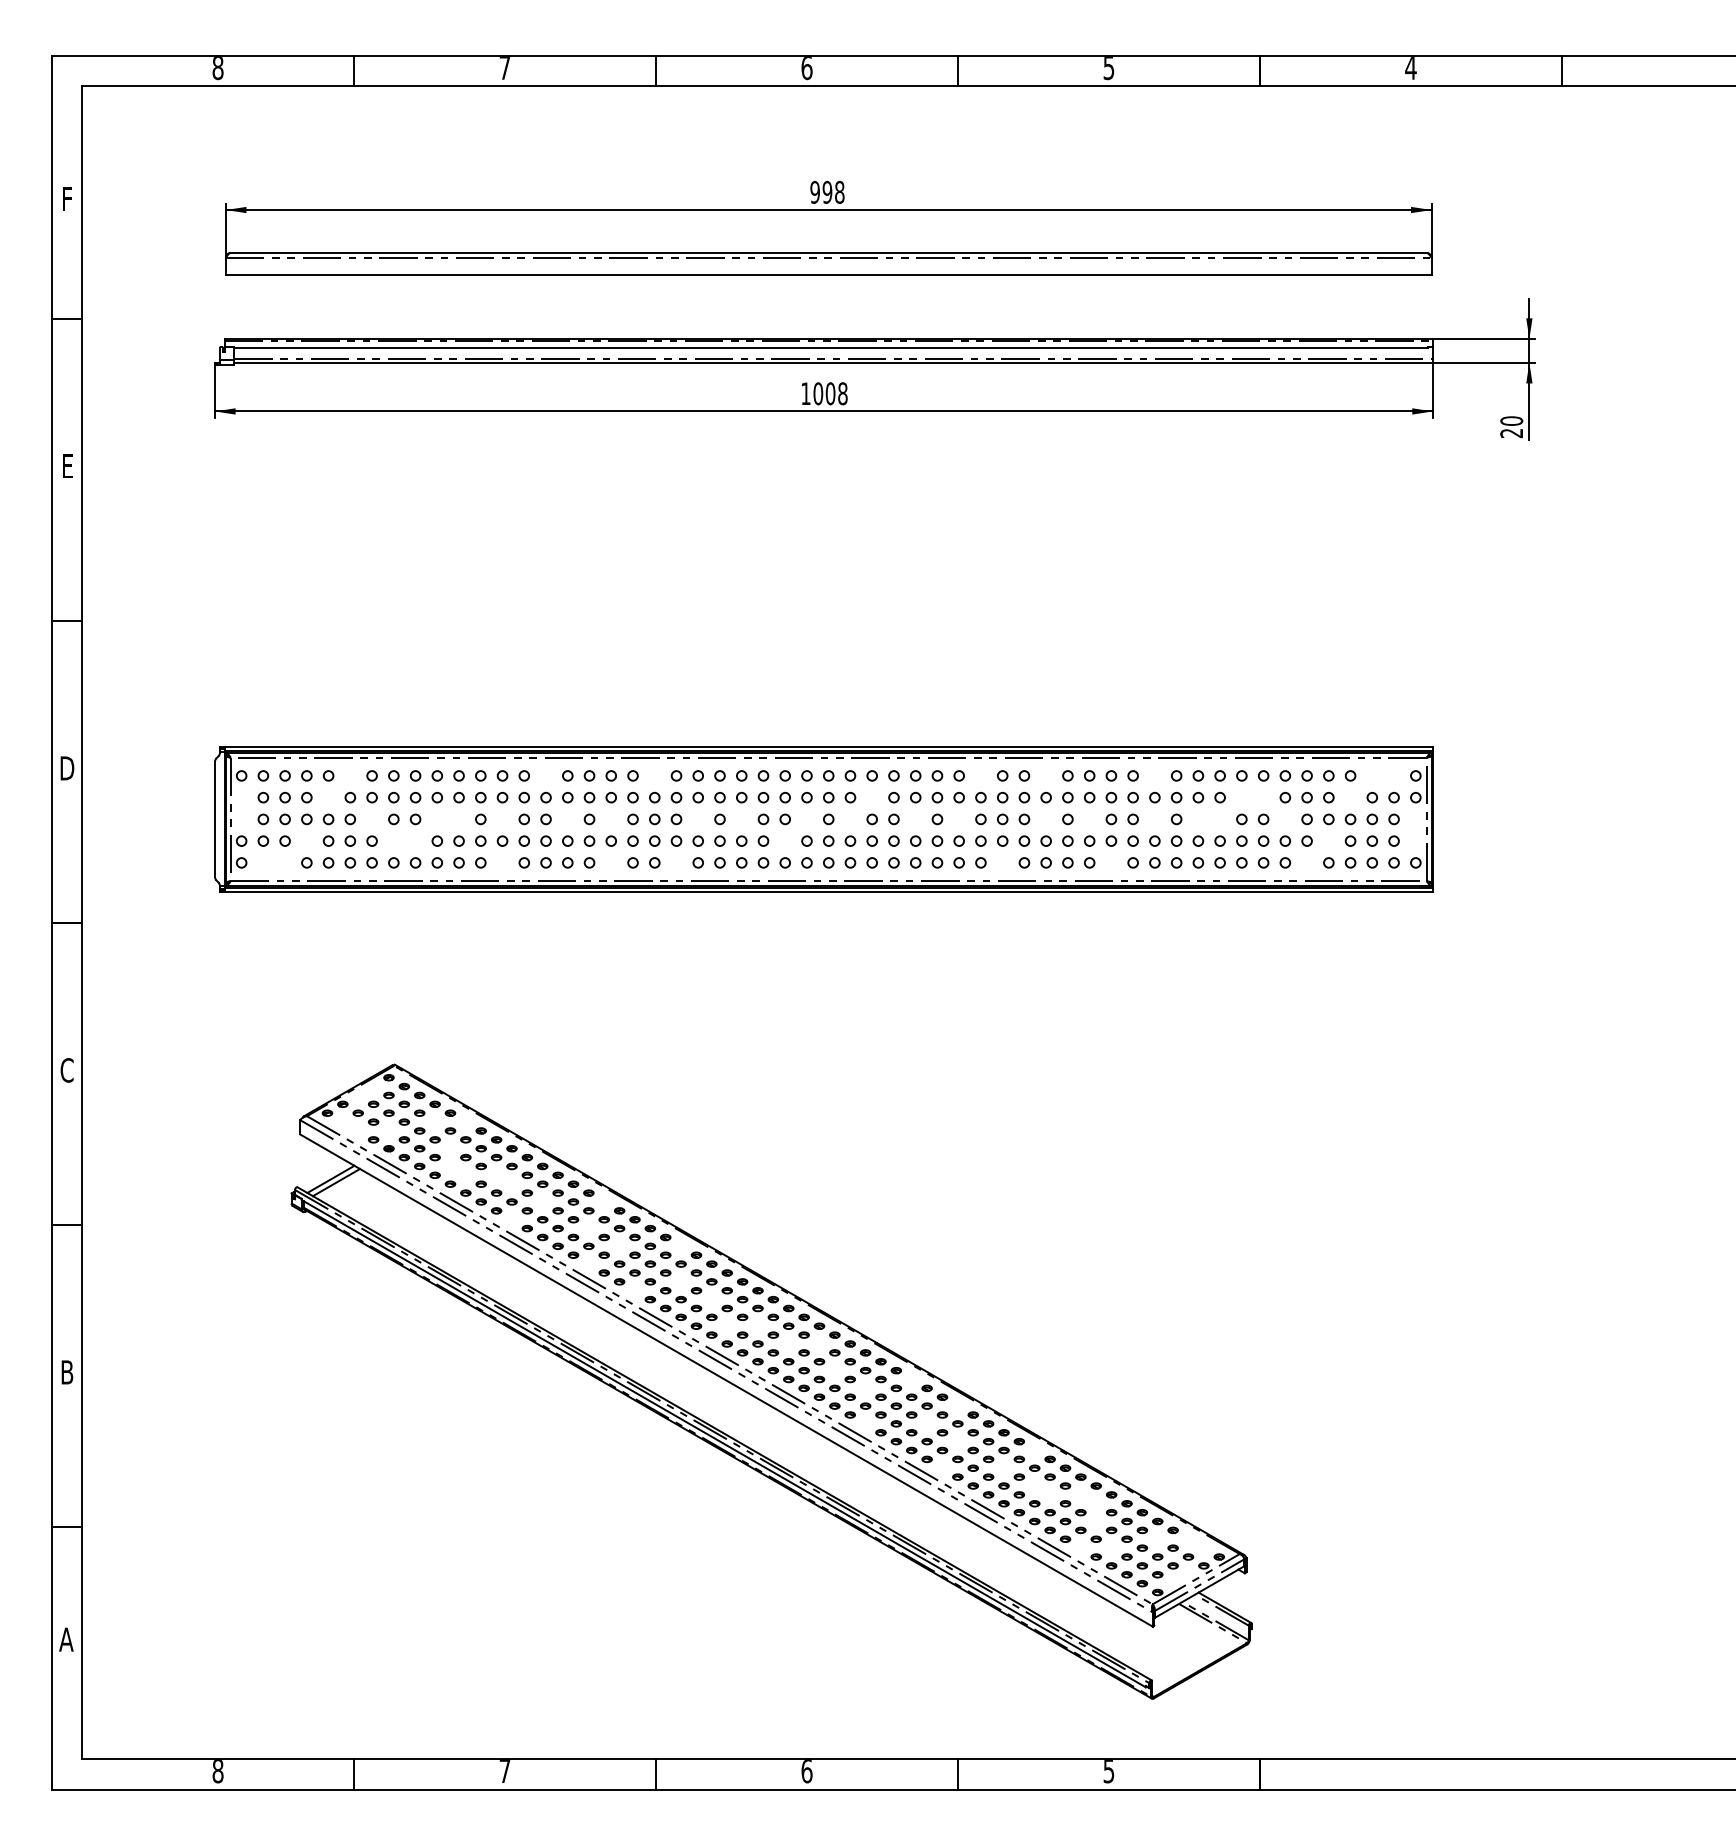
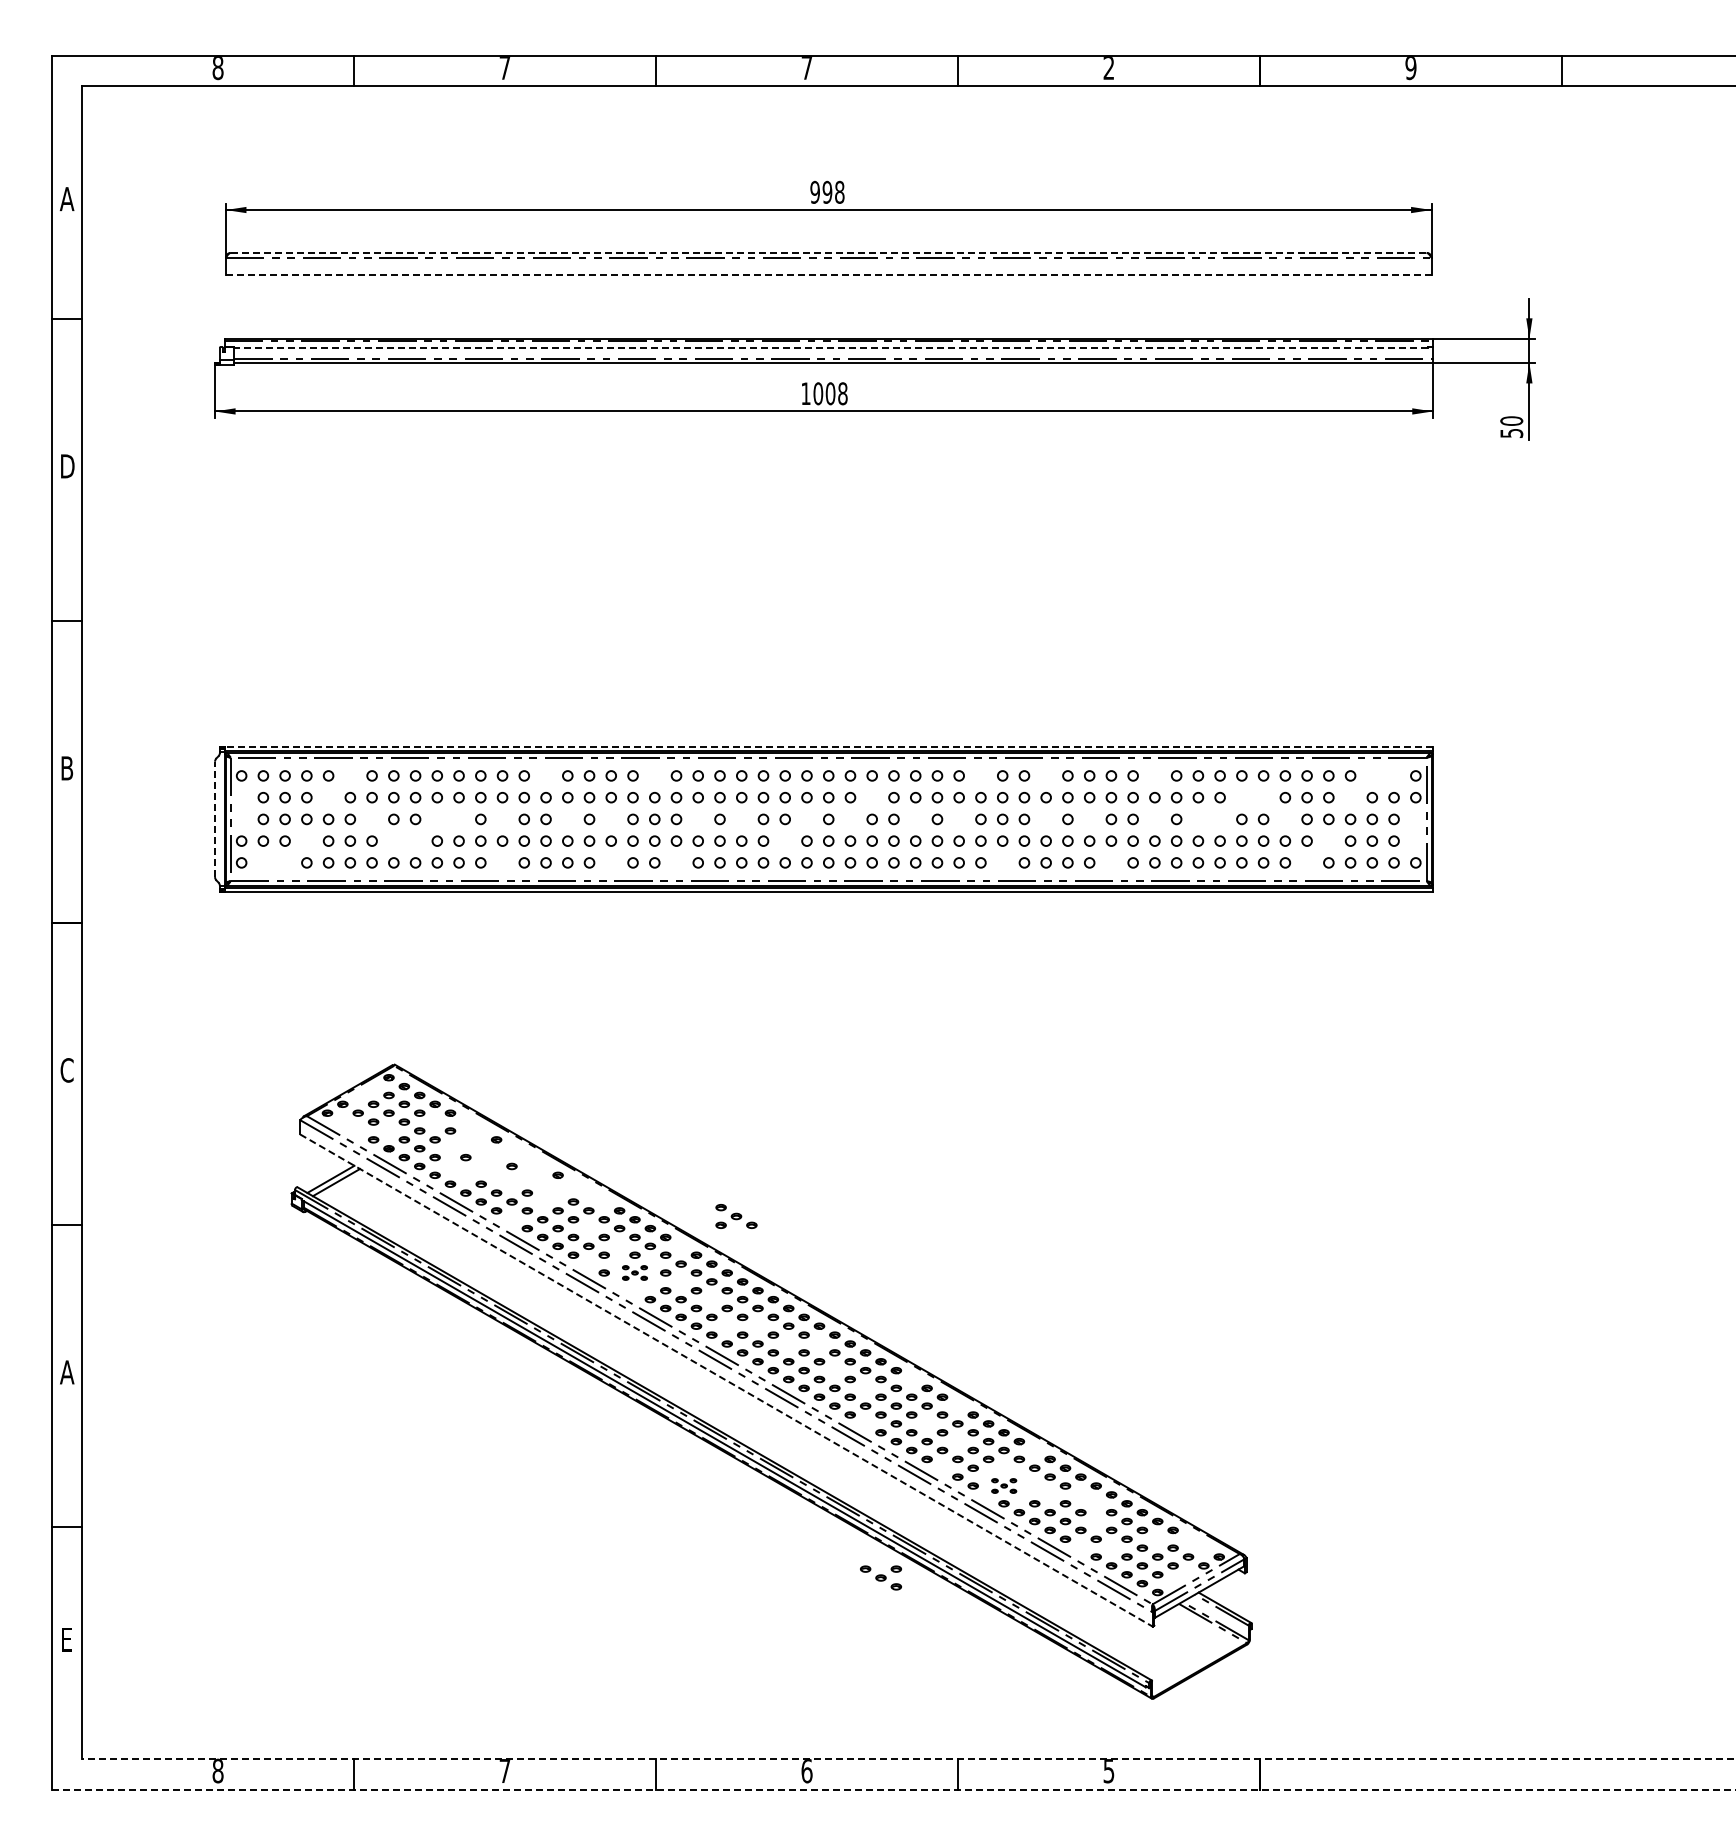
text: 6 -> 7 (806, 68)
text: 5 -> 2 (1108, 68)
text: 4 -> 9 (1410, 68)
text: F -> A (66, 199)
line: solid -> dashed (828, 252)
line: solid -> dashed (828, 275)
line: solid -> dashed (831, 348)
text: 20 -> 50 (1511, 433)
text: E -> D (67, 466)
line: solid -> dashed (828, 746)
text: D -> B (67, 768)
line: solid -> dashed (215, 819)
part: present -> none (527, 1161)
part: none -> present (736, 1216)
part size: 42x26 px -> 26x16 px (634, 1272)
text: B -> A (67, 1372)
line: solid -> dashed (726, 1380)
part size: 43x26 px -> 27x16 px (1004, 1485)
part: none -> present (881, 1577)
text: A -> E (66, 1639)
line: solid -> dashed (908, 1759)
line: solid -> dashed (893, 1789)
